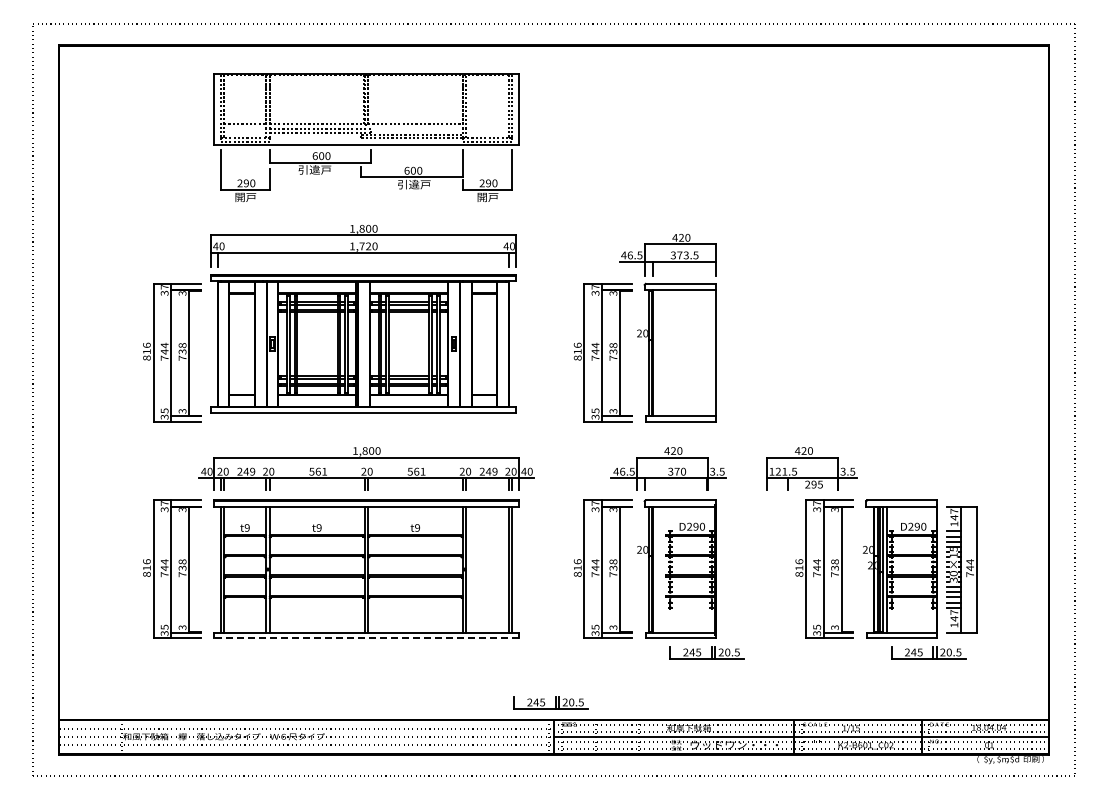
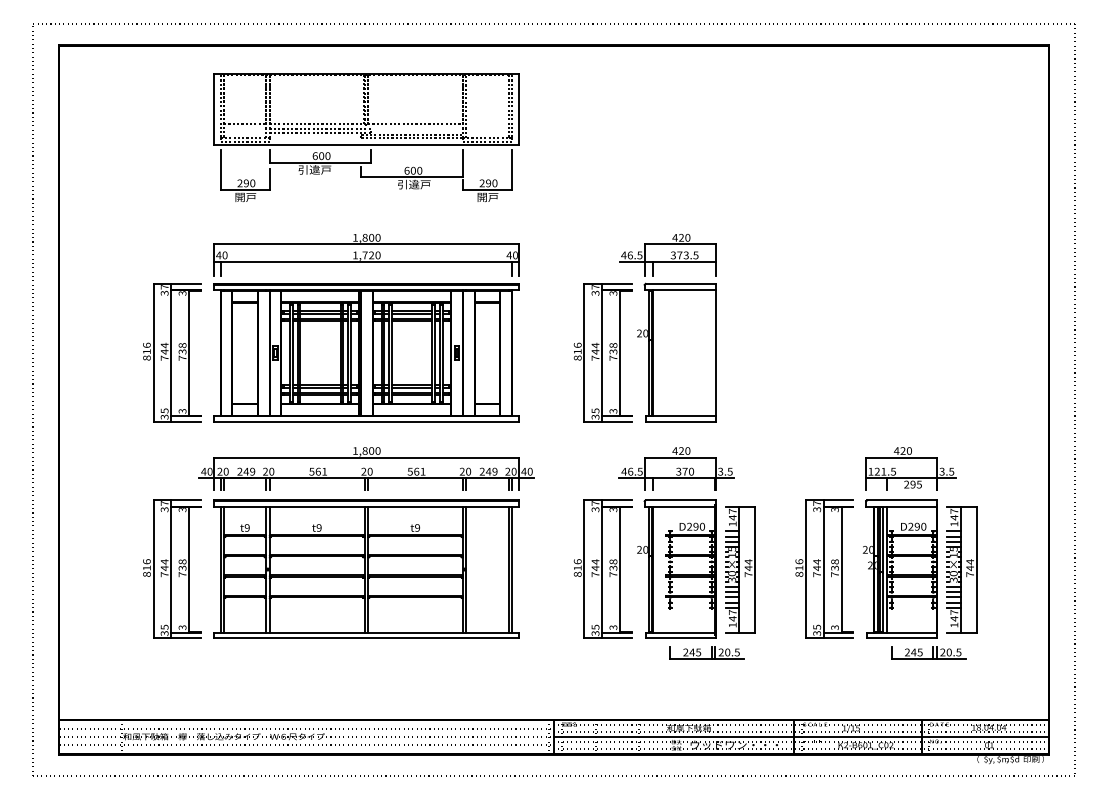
part position: (363, 319) -> (366, 328) (366, 328)
part position: (668, 468) -> (676, 468) (676, 468)
part position: (811, 468) -> (910, 468) (910, 468)
part: none -> present (740, 569)
line: dashed -> solid (365, 638)
part: present -> none (550, 702)
